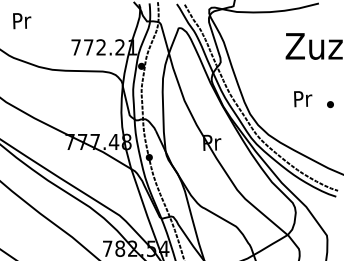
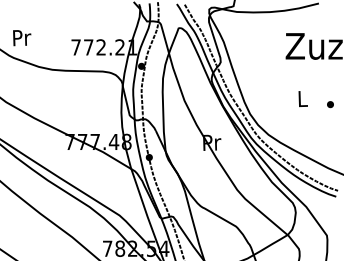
text position: (22, 21) -> (22, 38) (22, 38)
text: Pr -> L (303, 99)
